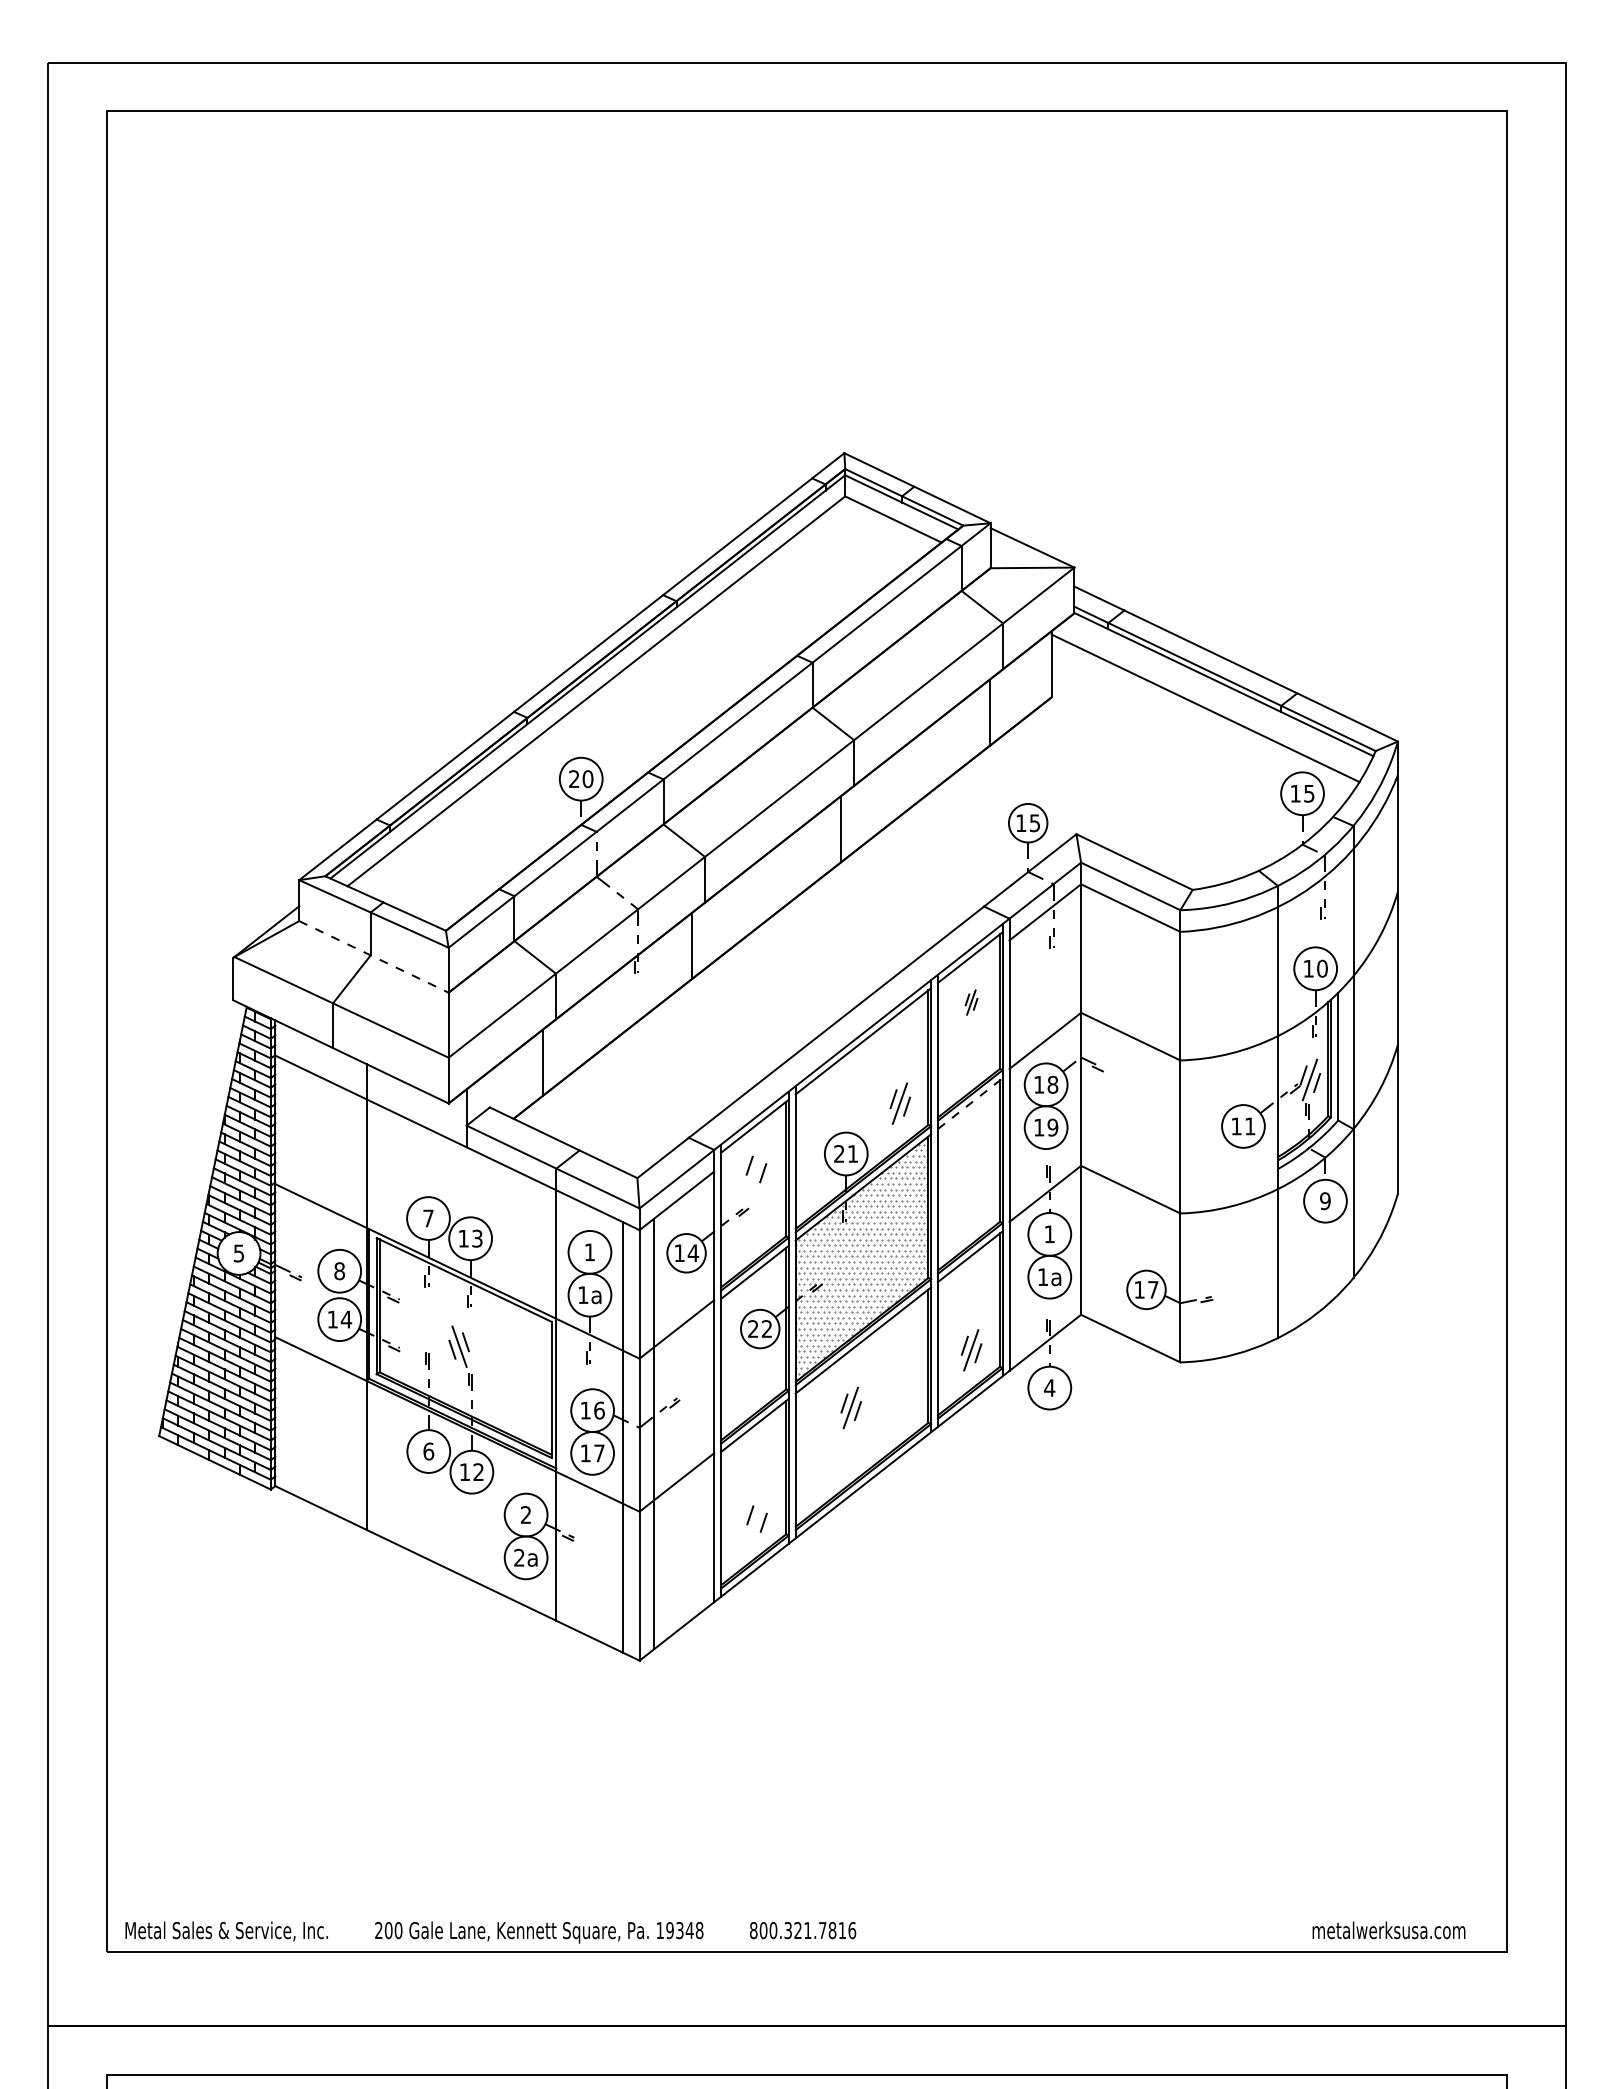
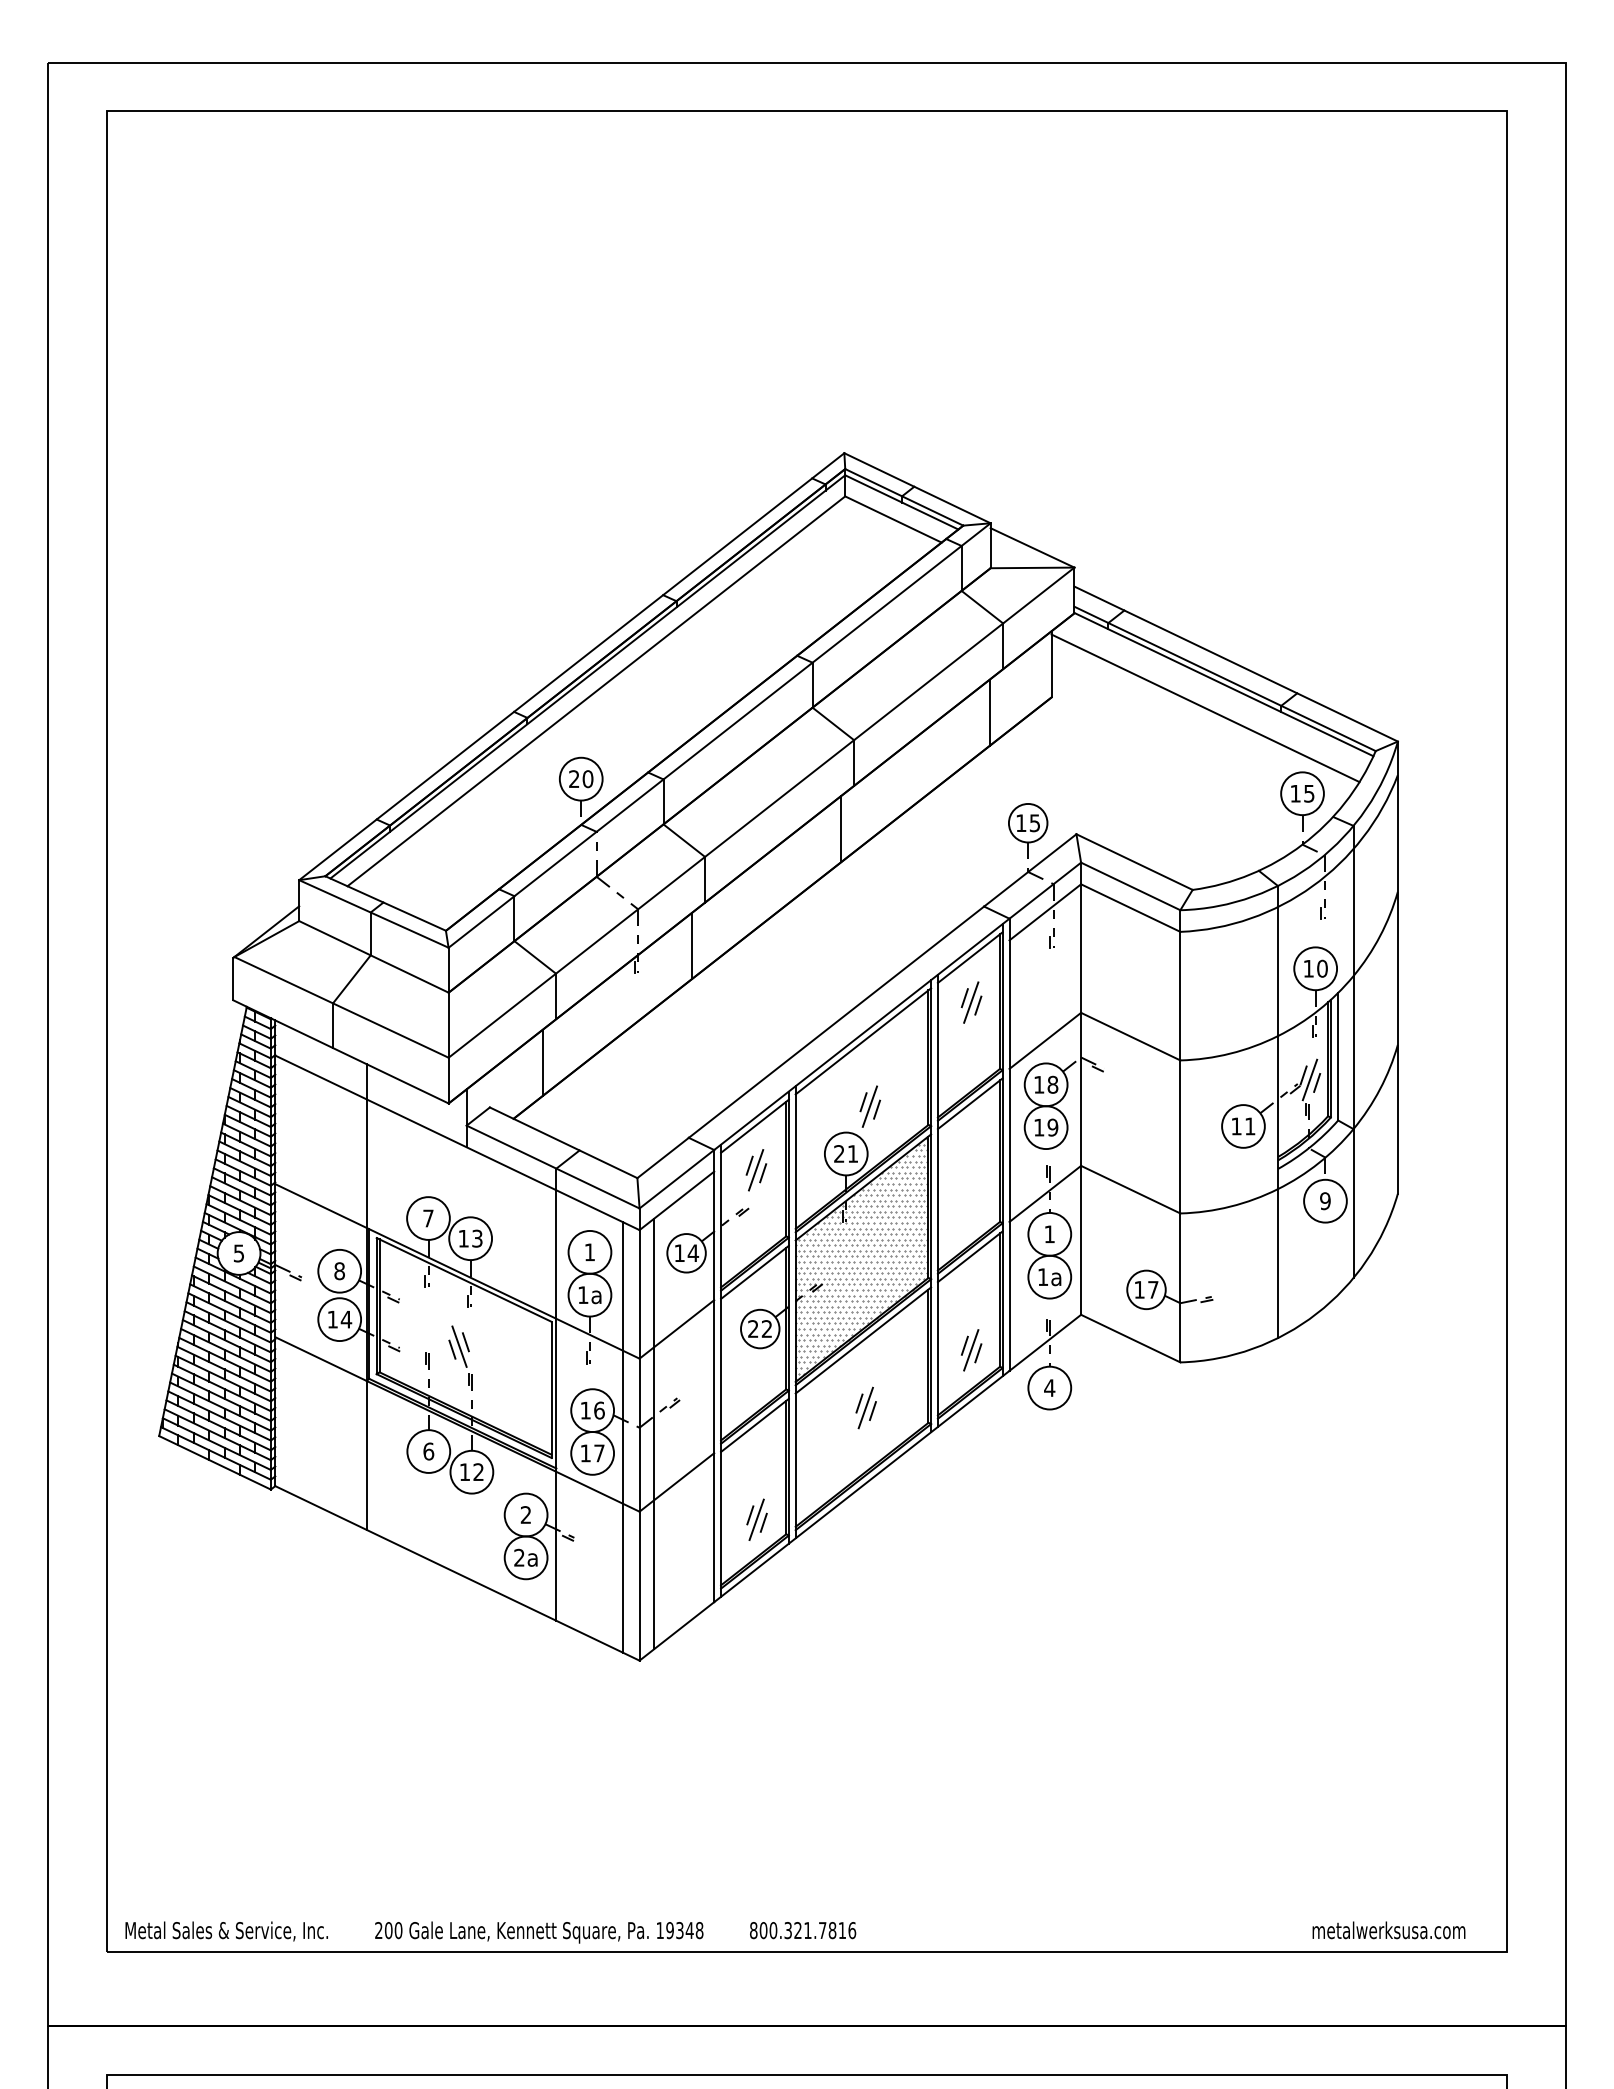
line: dashed -> solid (373, 956)
part size: 15x27 px -> 23x43 px (971, 1002)
part position: (899, 1103) -> (869, 1106) (869, 1106)
line: dashed -> solid (970, 1103)
line: none -> present (755, 1170)
part position: (850, 1407) -> (865, 1407) (865, 1407)
line: none -> present (756, 1519)
